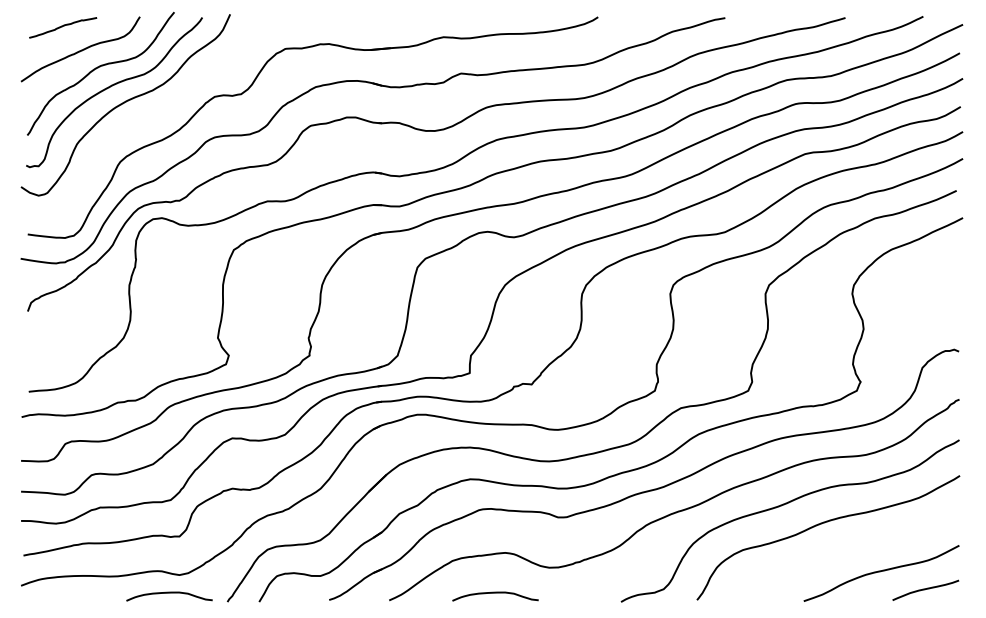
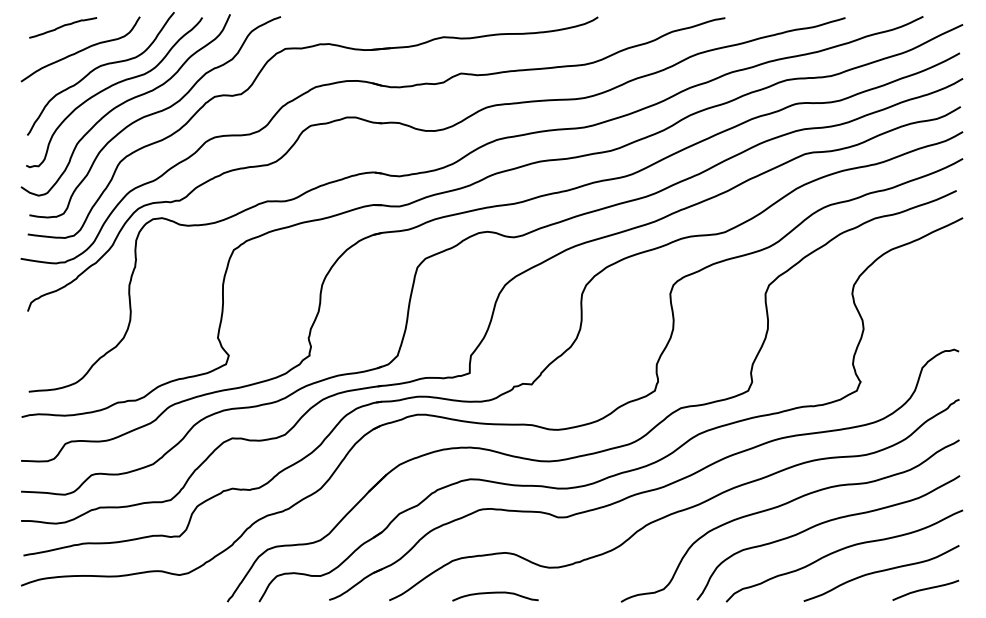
curve: none -> present (154, 114)
curve: none -> present (841, 550)
curve: present -> none (169, 593)
